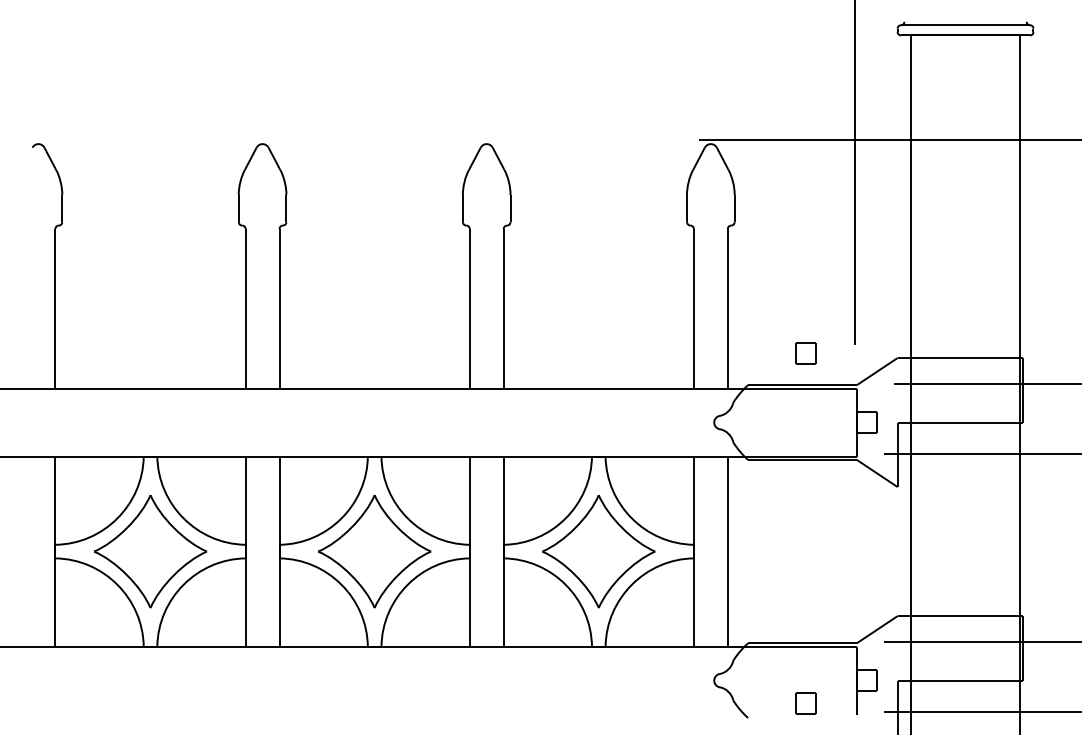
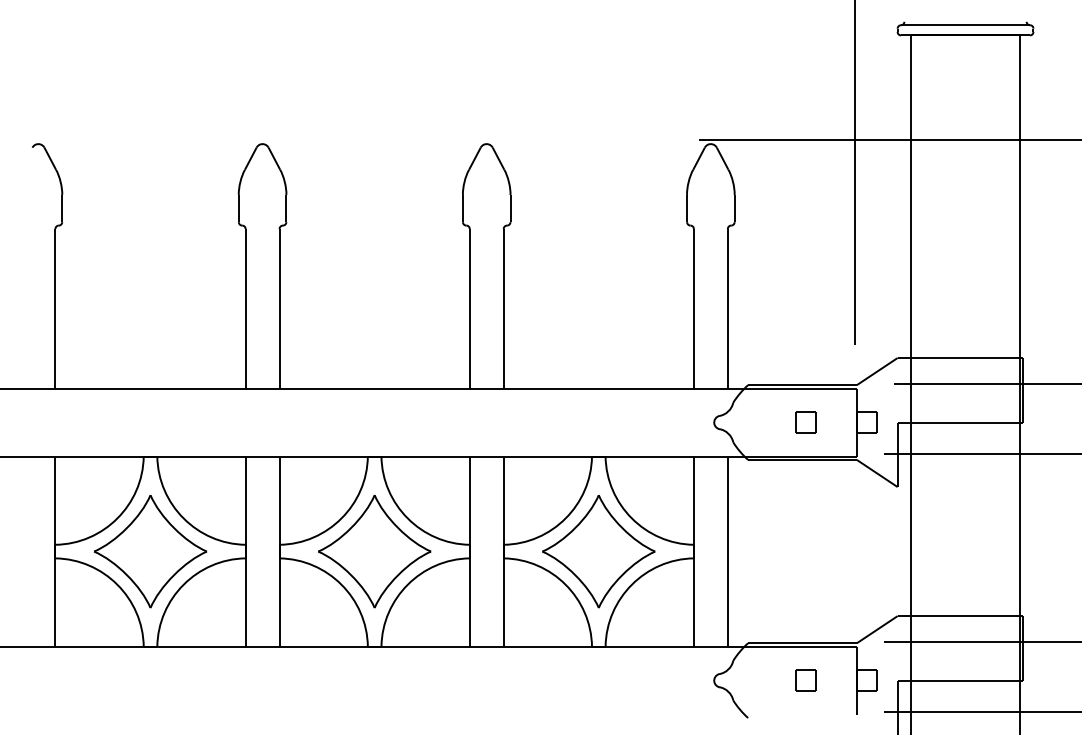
part position: (805, 353) -> (805, 422) (805, 422)
part position: (805, 703) -> (805, 680) (805, 680)
